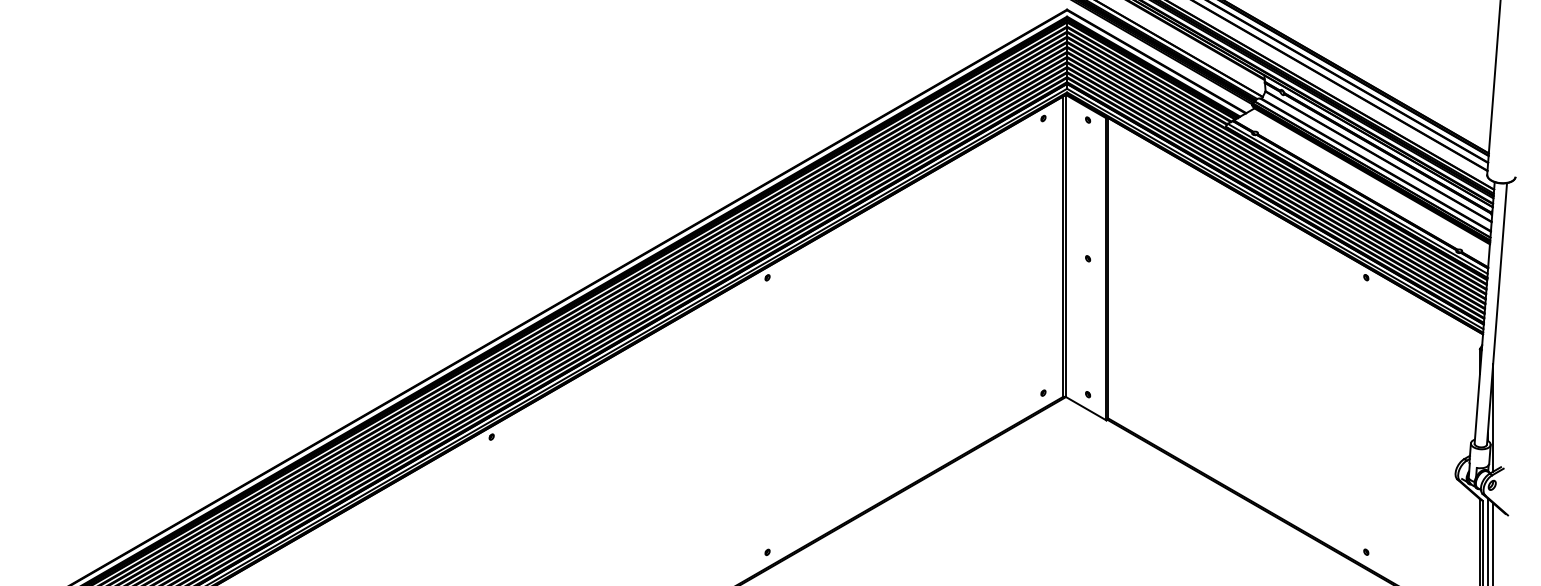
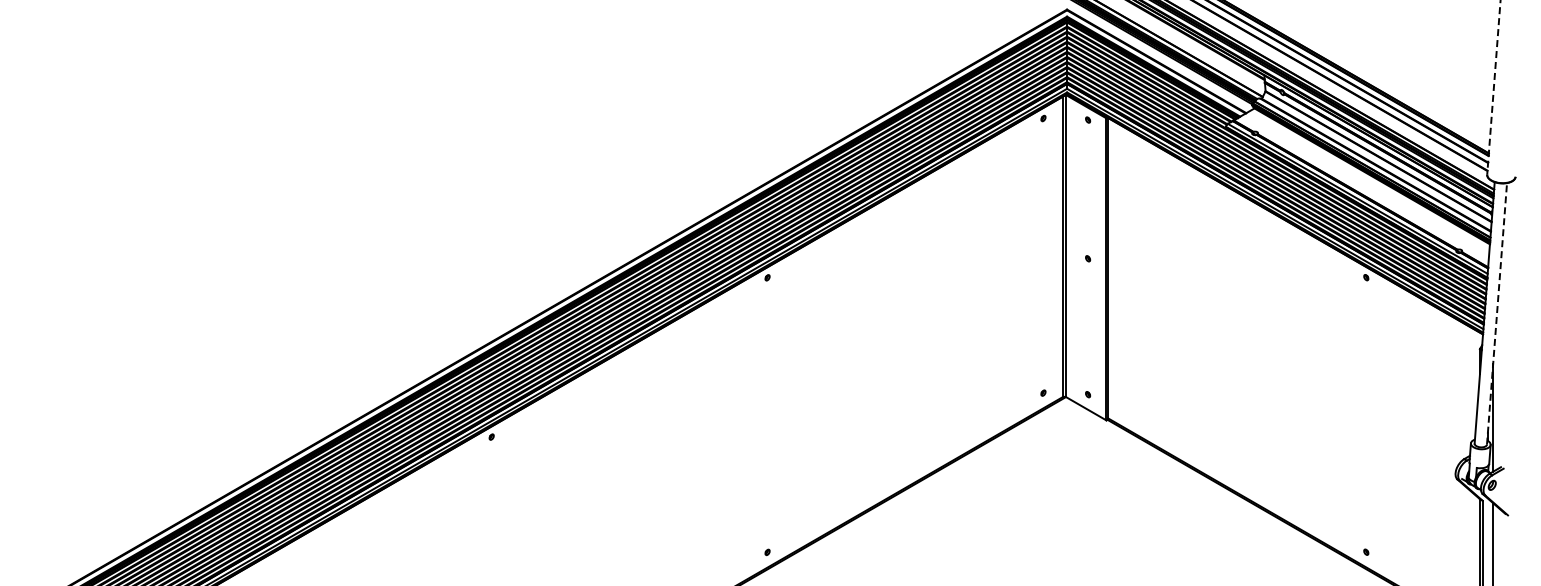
line: solid -> dashed (1493, 87)
line: solid -> dashed (1497, 313)
line: present -> none (1487, 540)
